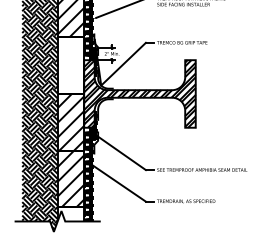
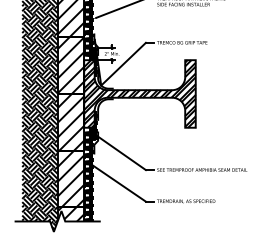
hatch: none -> present (71, 65)
hatch: none -> present (71, 214)
